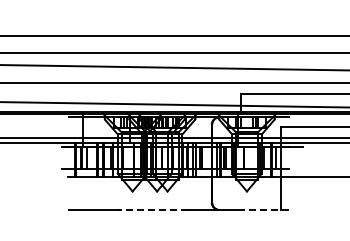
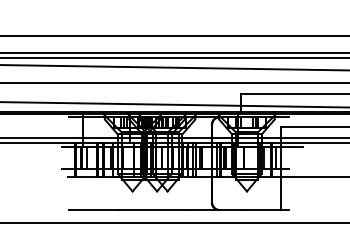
line: none -> present (174, 58)
line: dashed -> solid (153, 209)
line: dashed -> solid (265, 209)
line: none -> present (174, 223)
